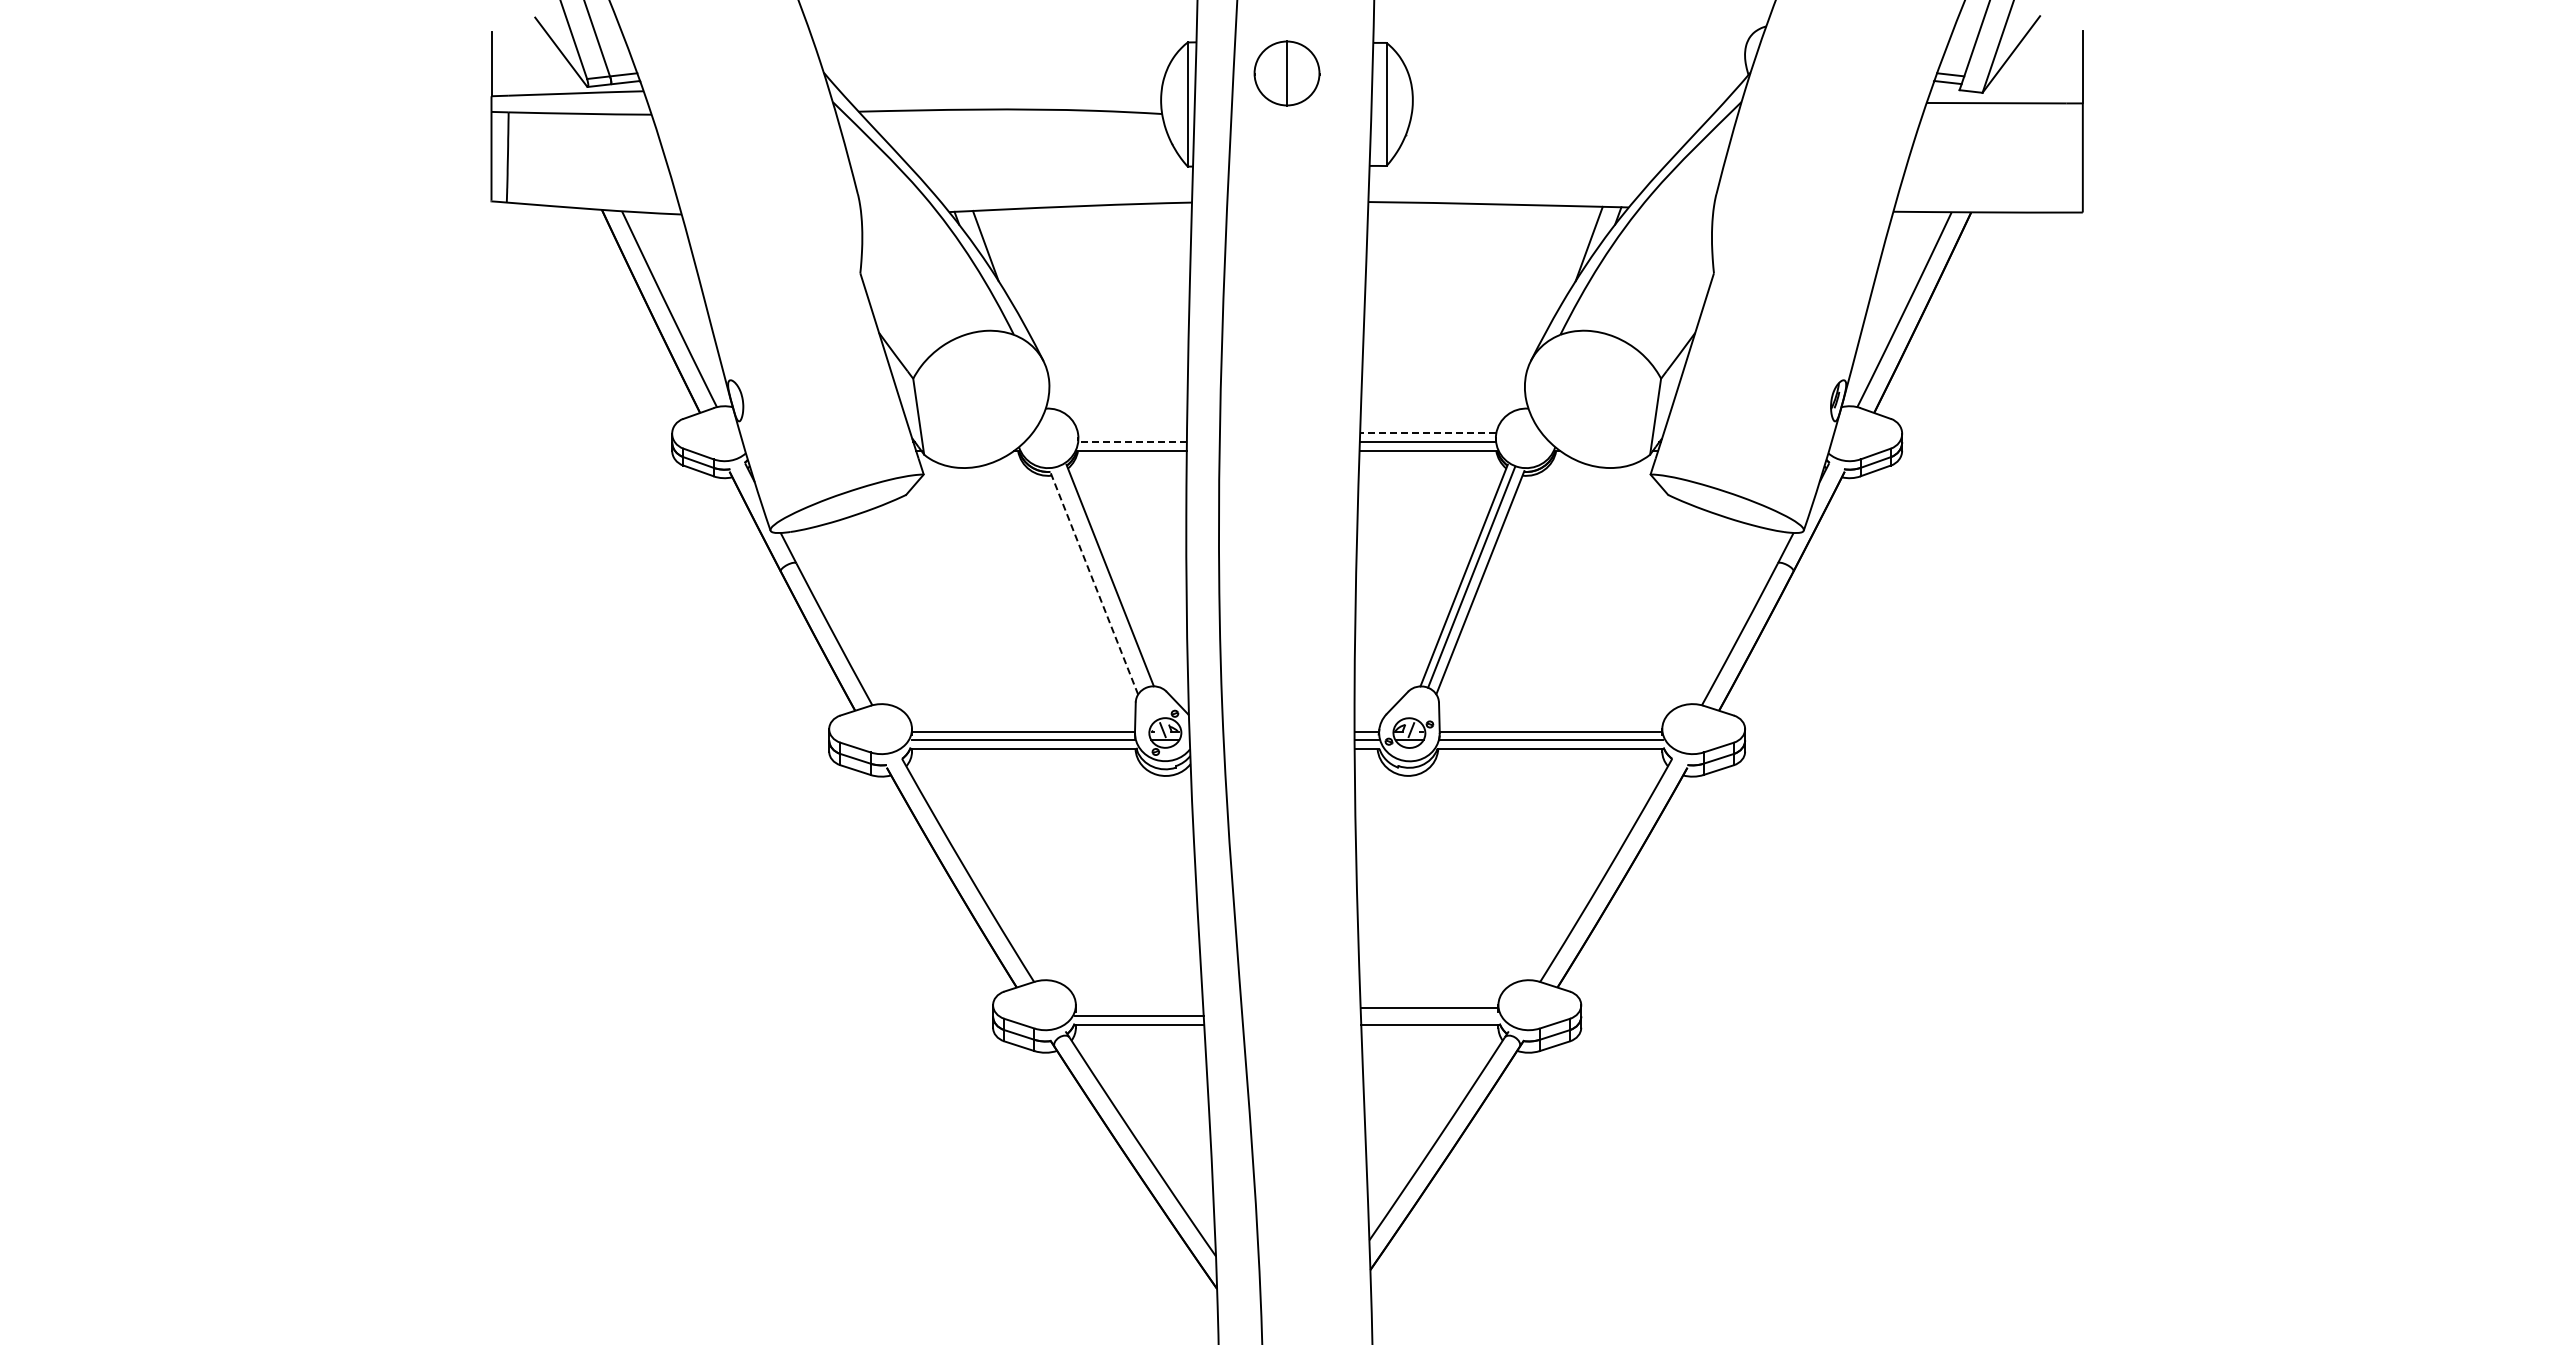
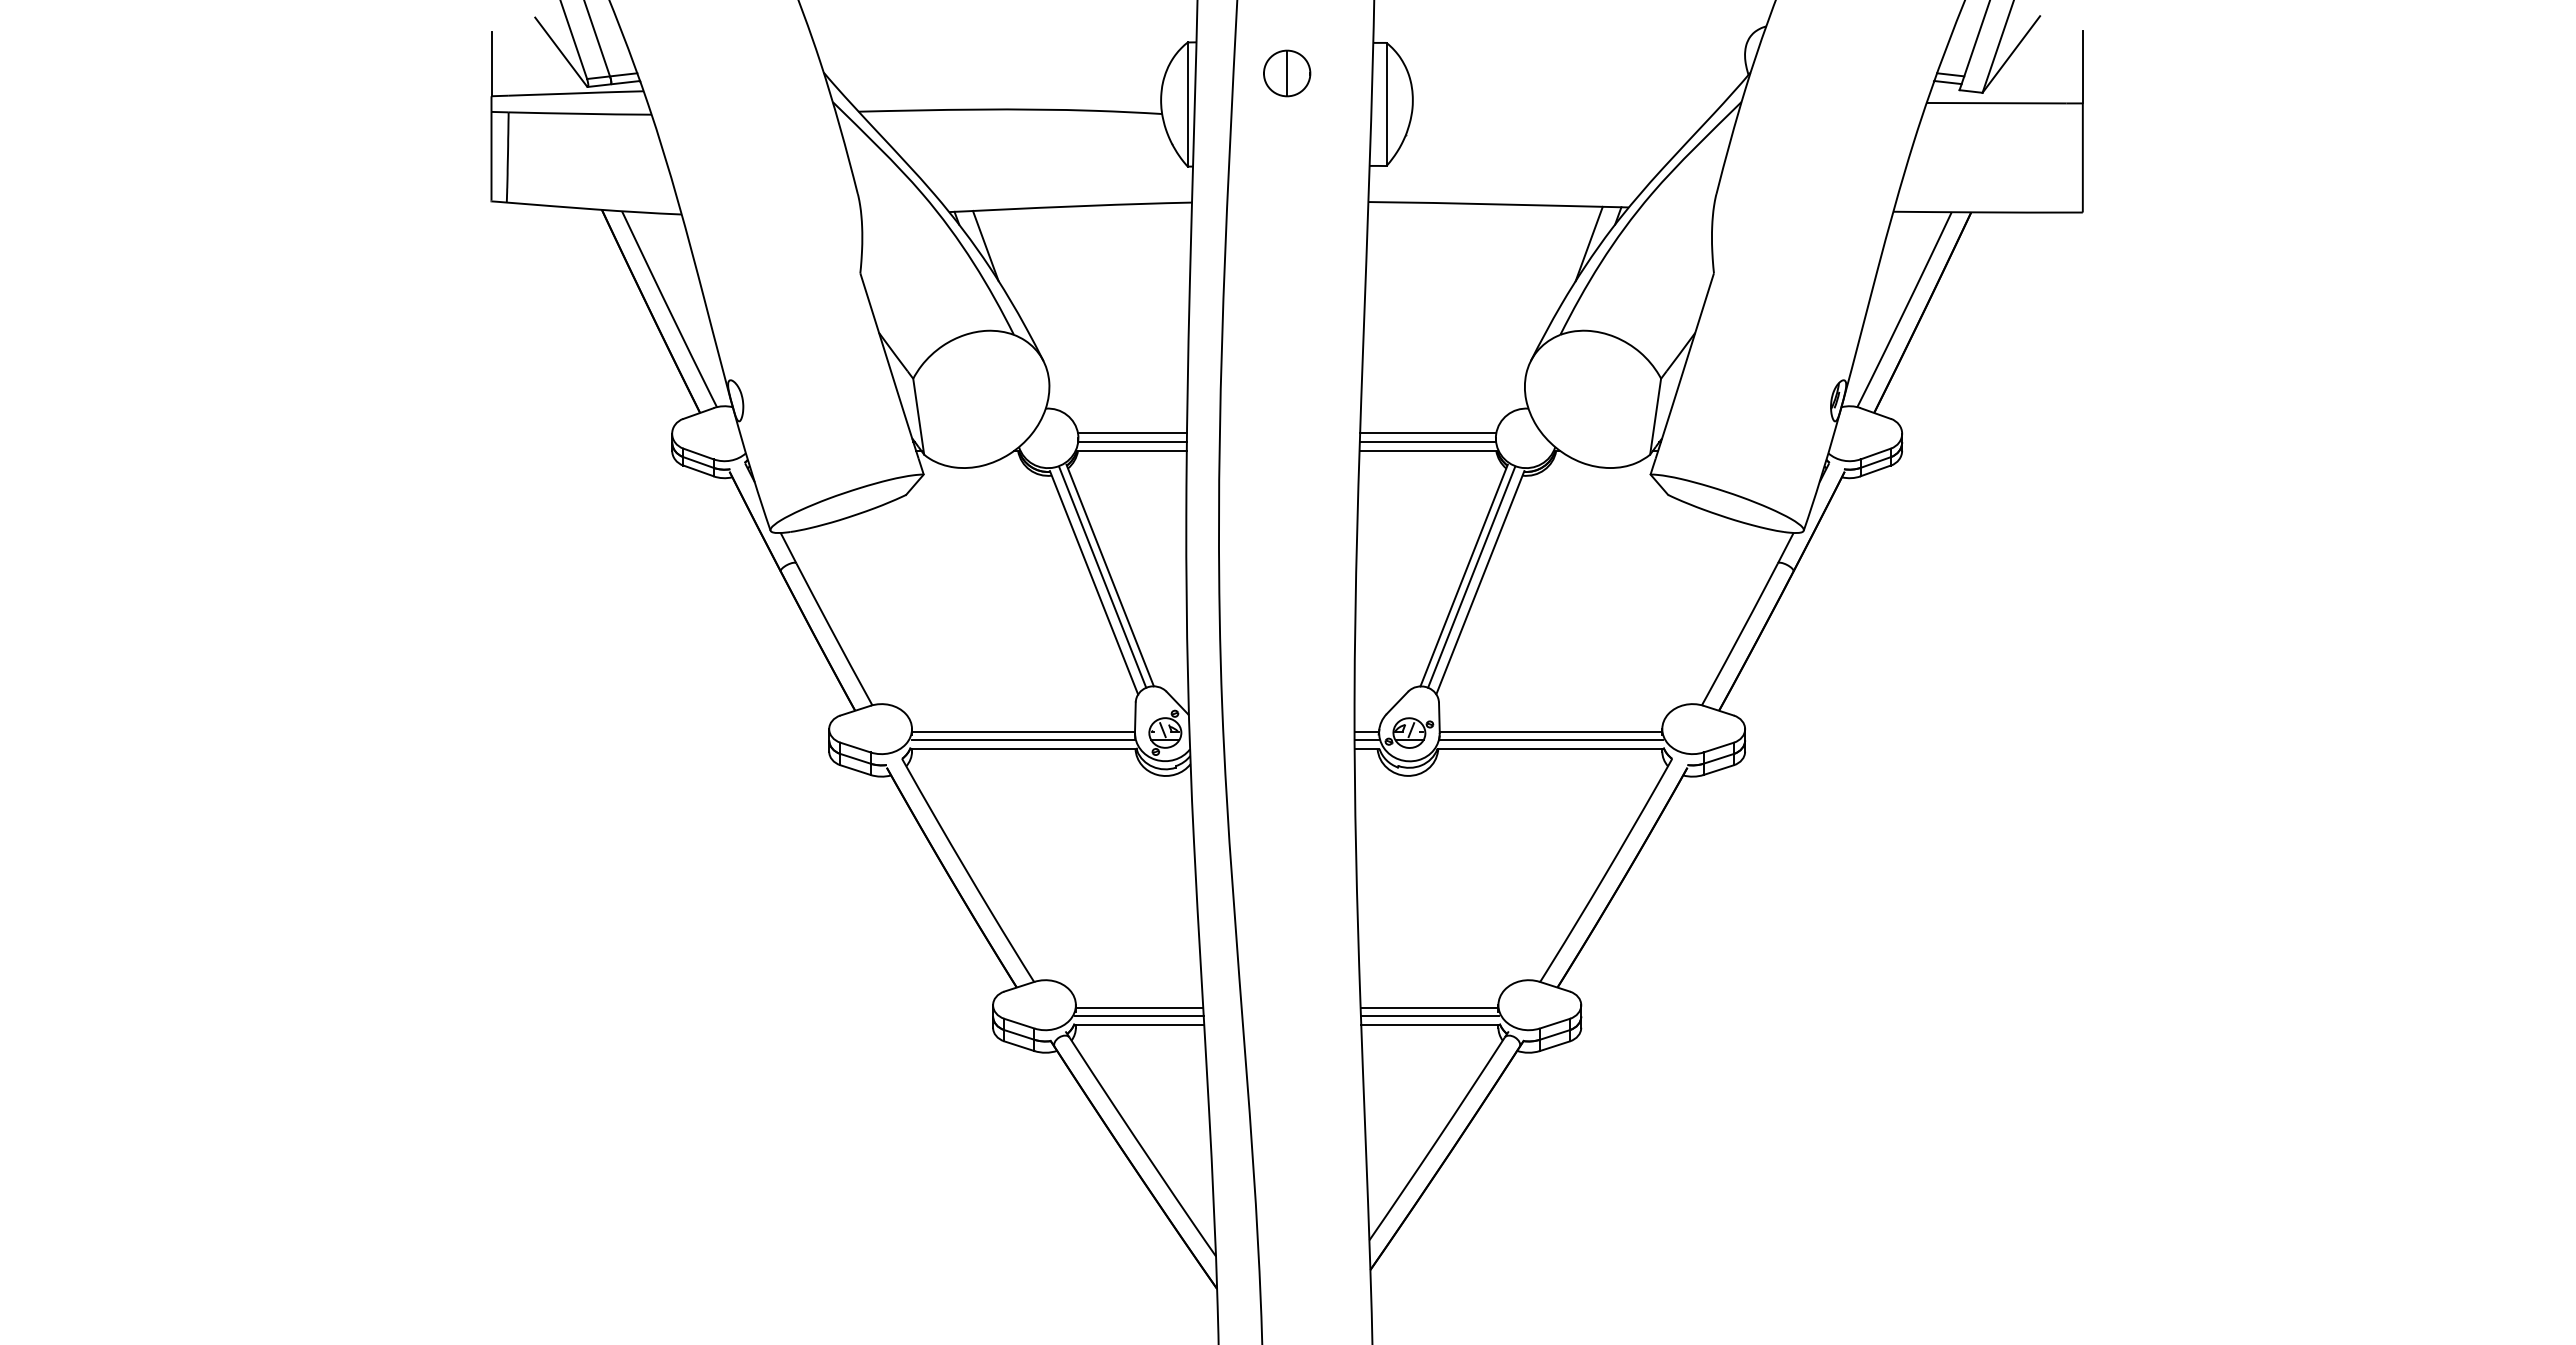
part size: 68x67 px -> 49x49 px (1287, 73)
line: none -> present (1132, 433)
line: dashed -> solid (1427, 433)
line: dashed -> solid (1132, 442)
line: none -> present (1102, 577)
line: dashed -> solid (1093, 582)
line: none -> present (1139, 1007)
line: none -> present (1429, 1016)
